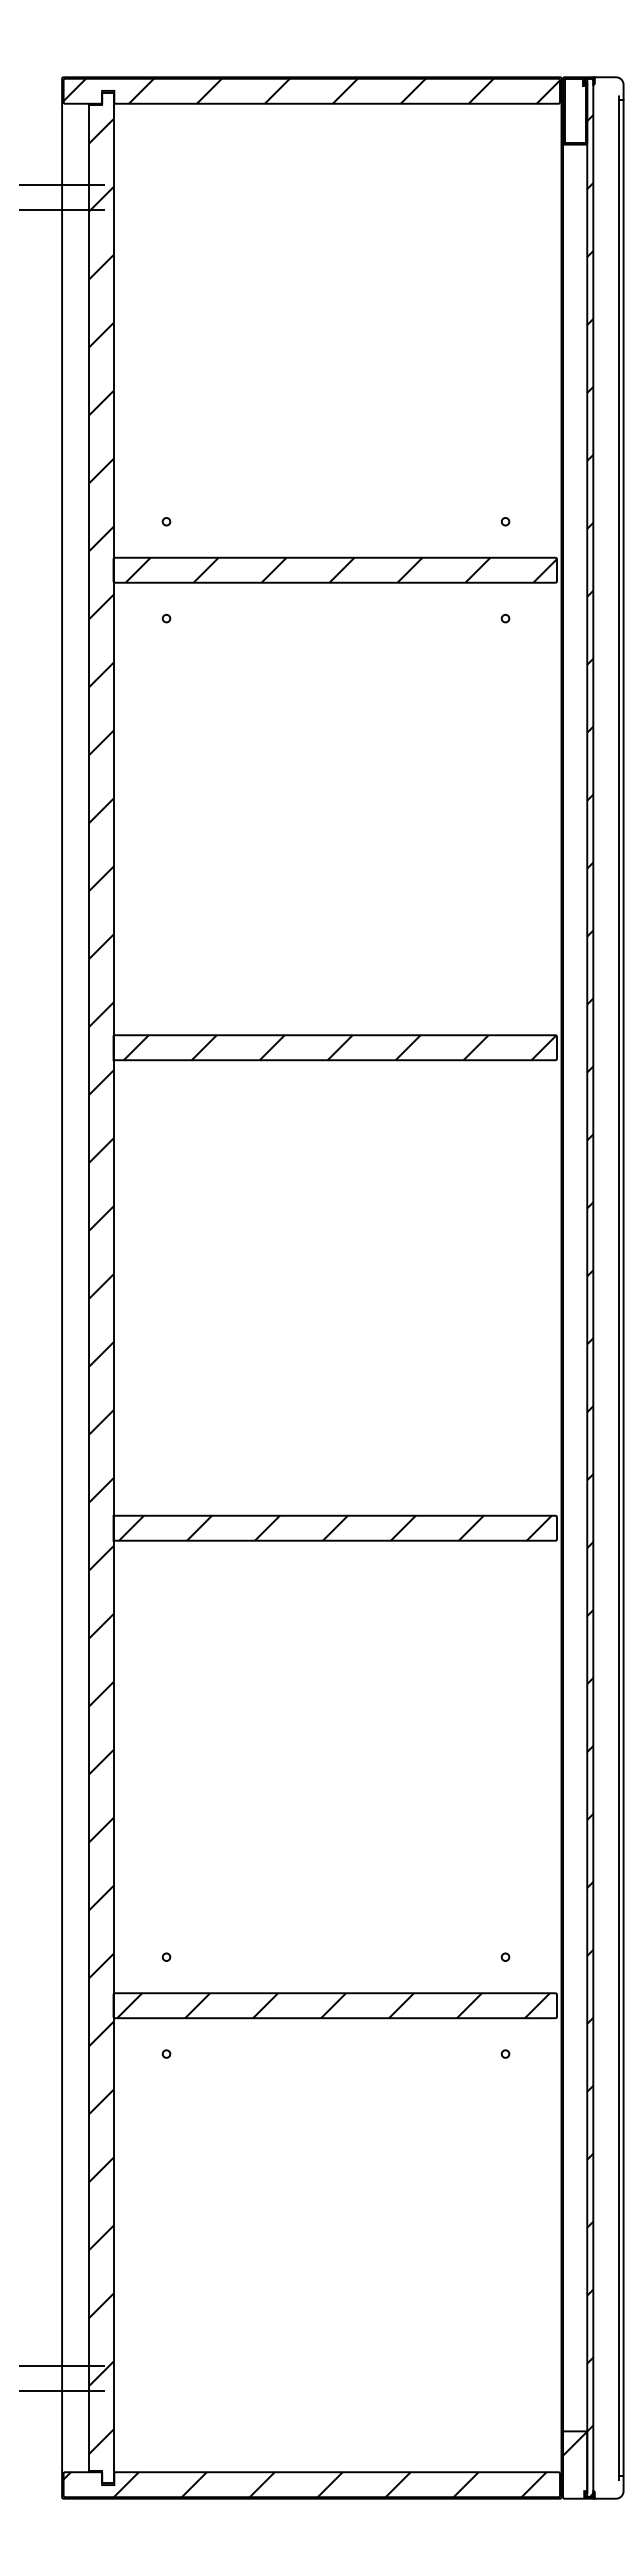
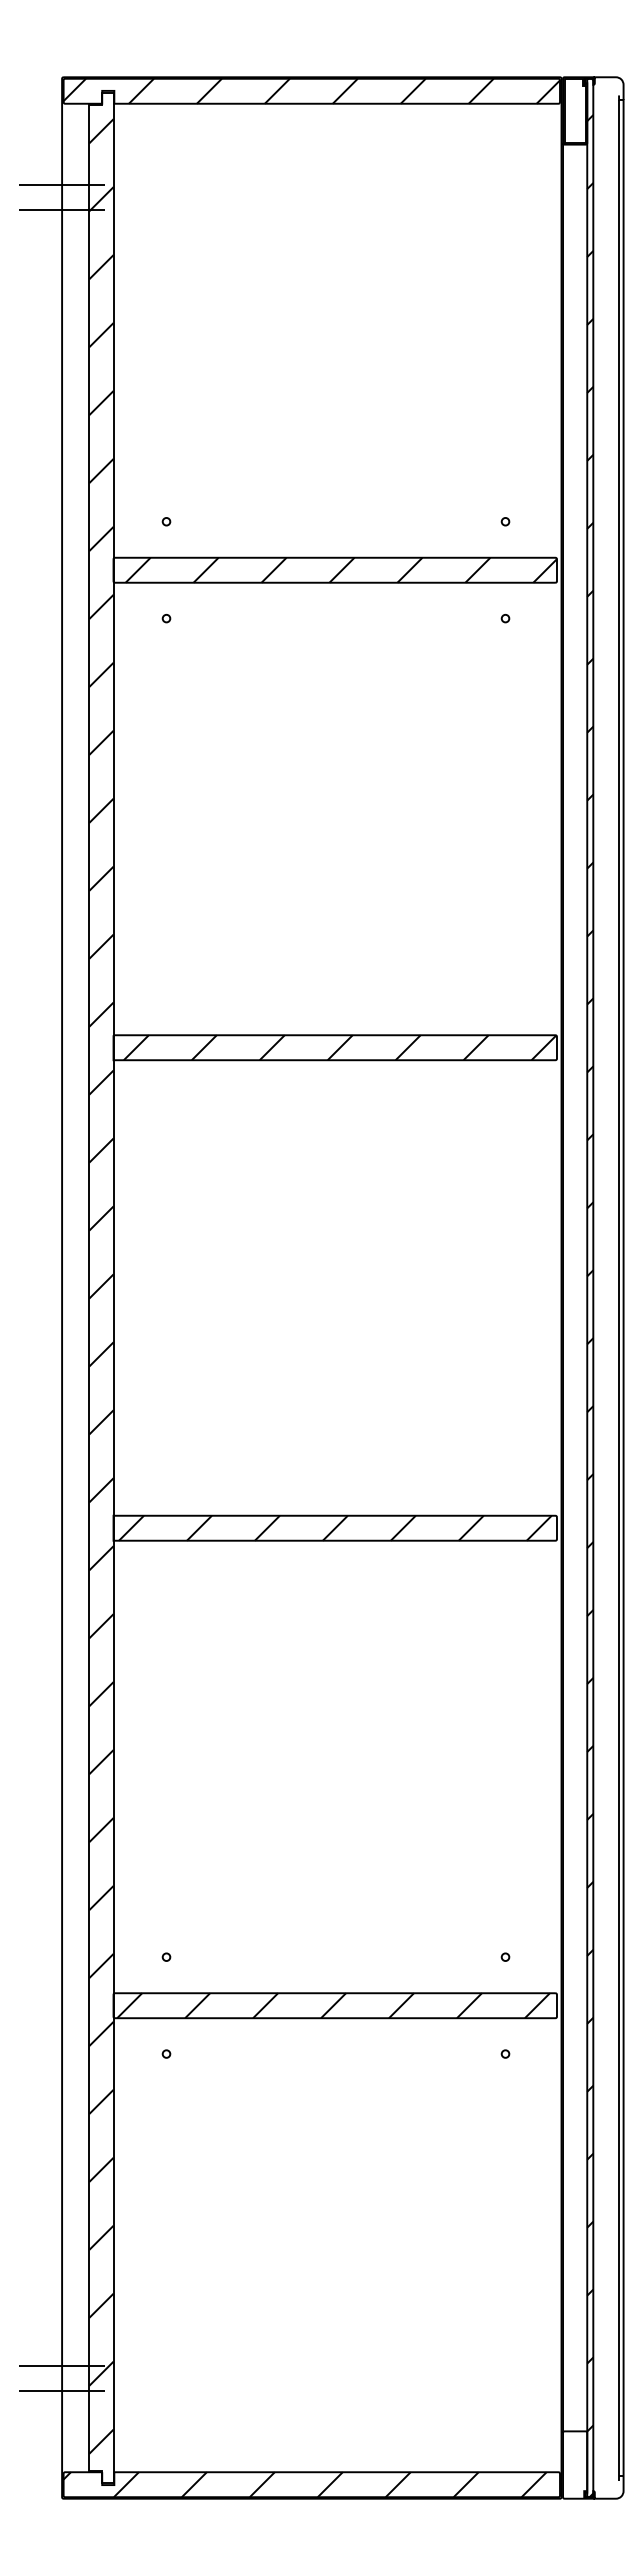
hatch: present -> none (578, 2464)
